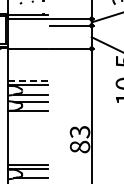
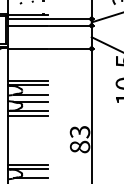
line: none -> present (27, 25)
line: dashed -> solid (28, 80)
line: none -> present (27, 115)
